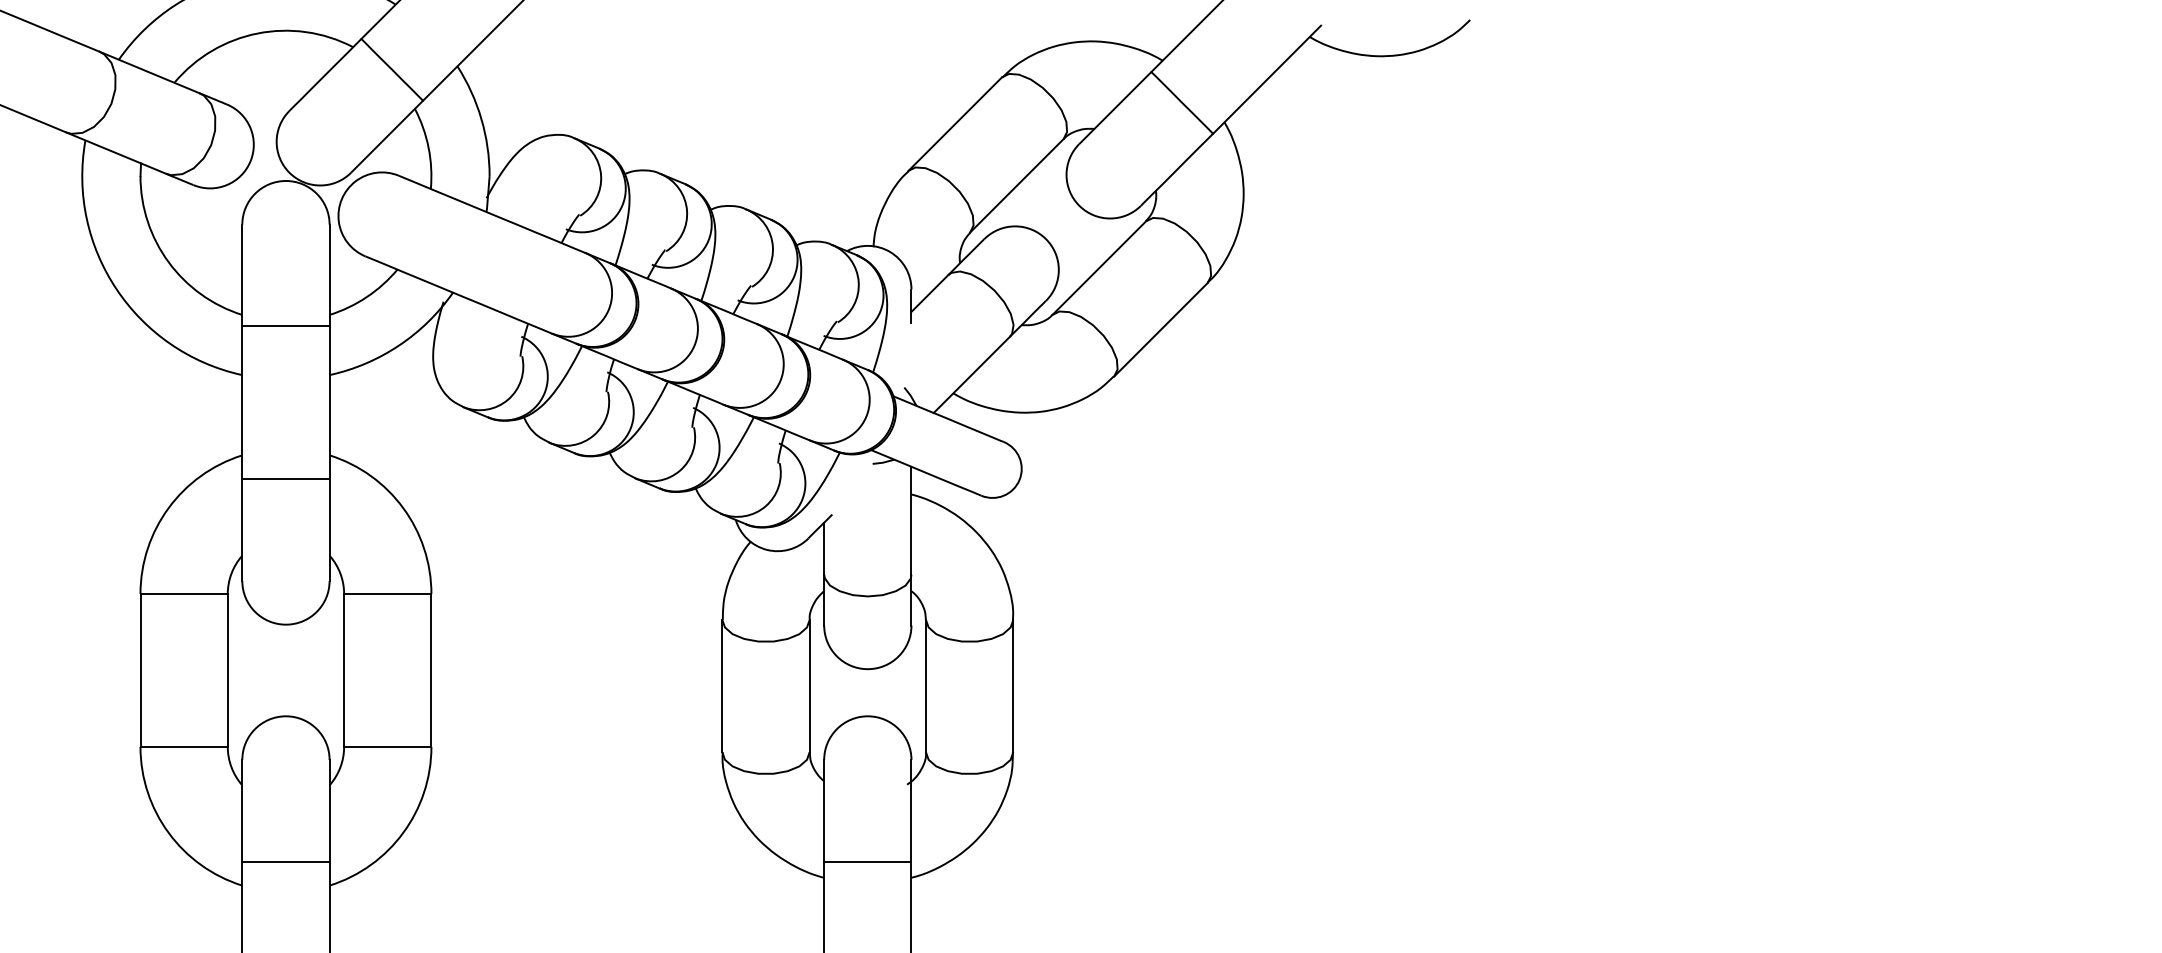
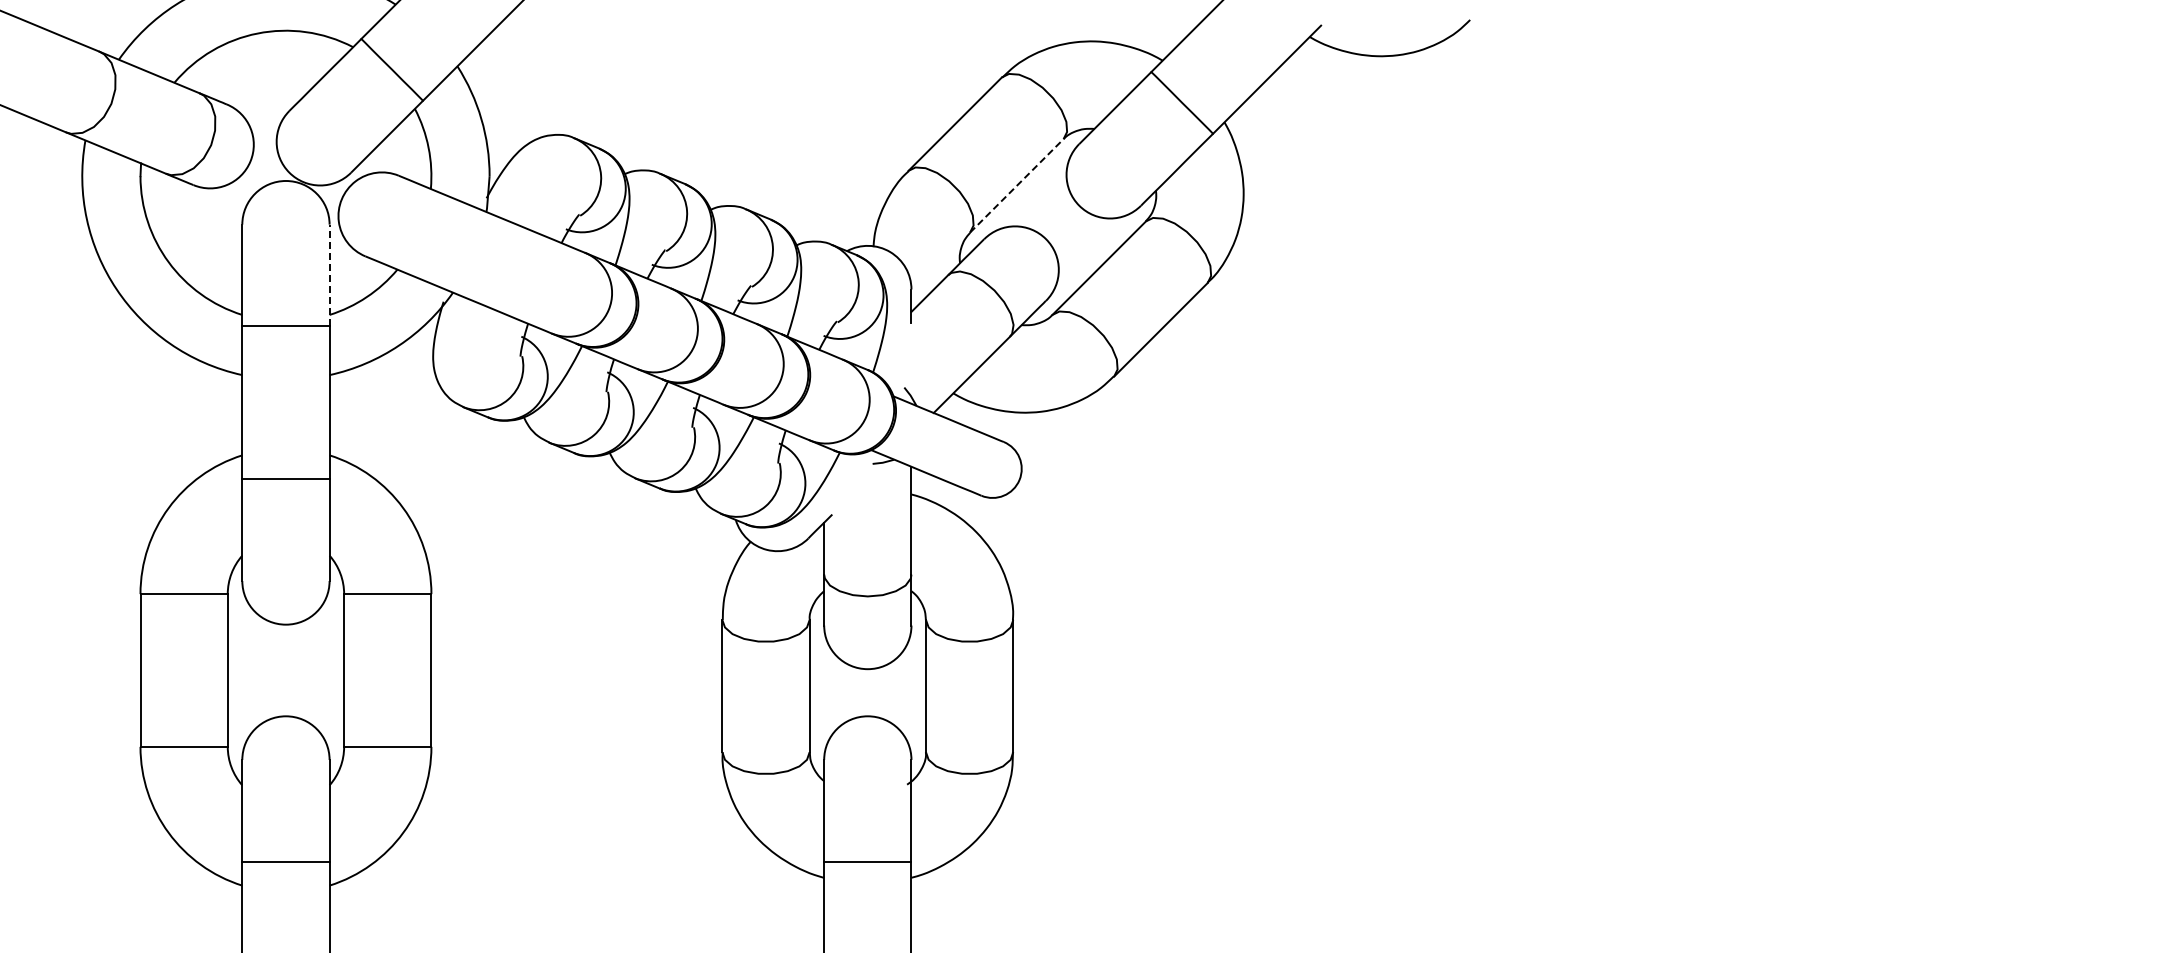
line: solid -> dashed (1017, 185)
line: solid -> dashed (329, 275)
